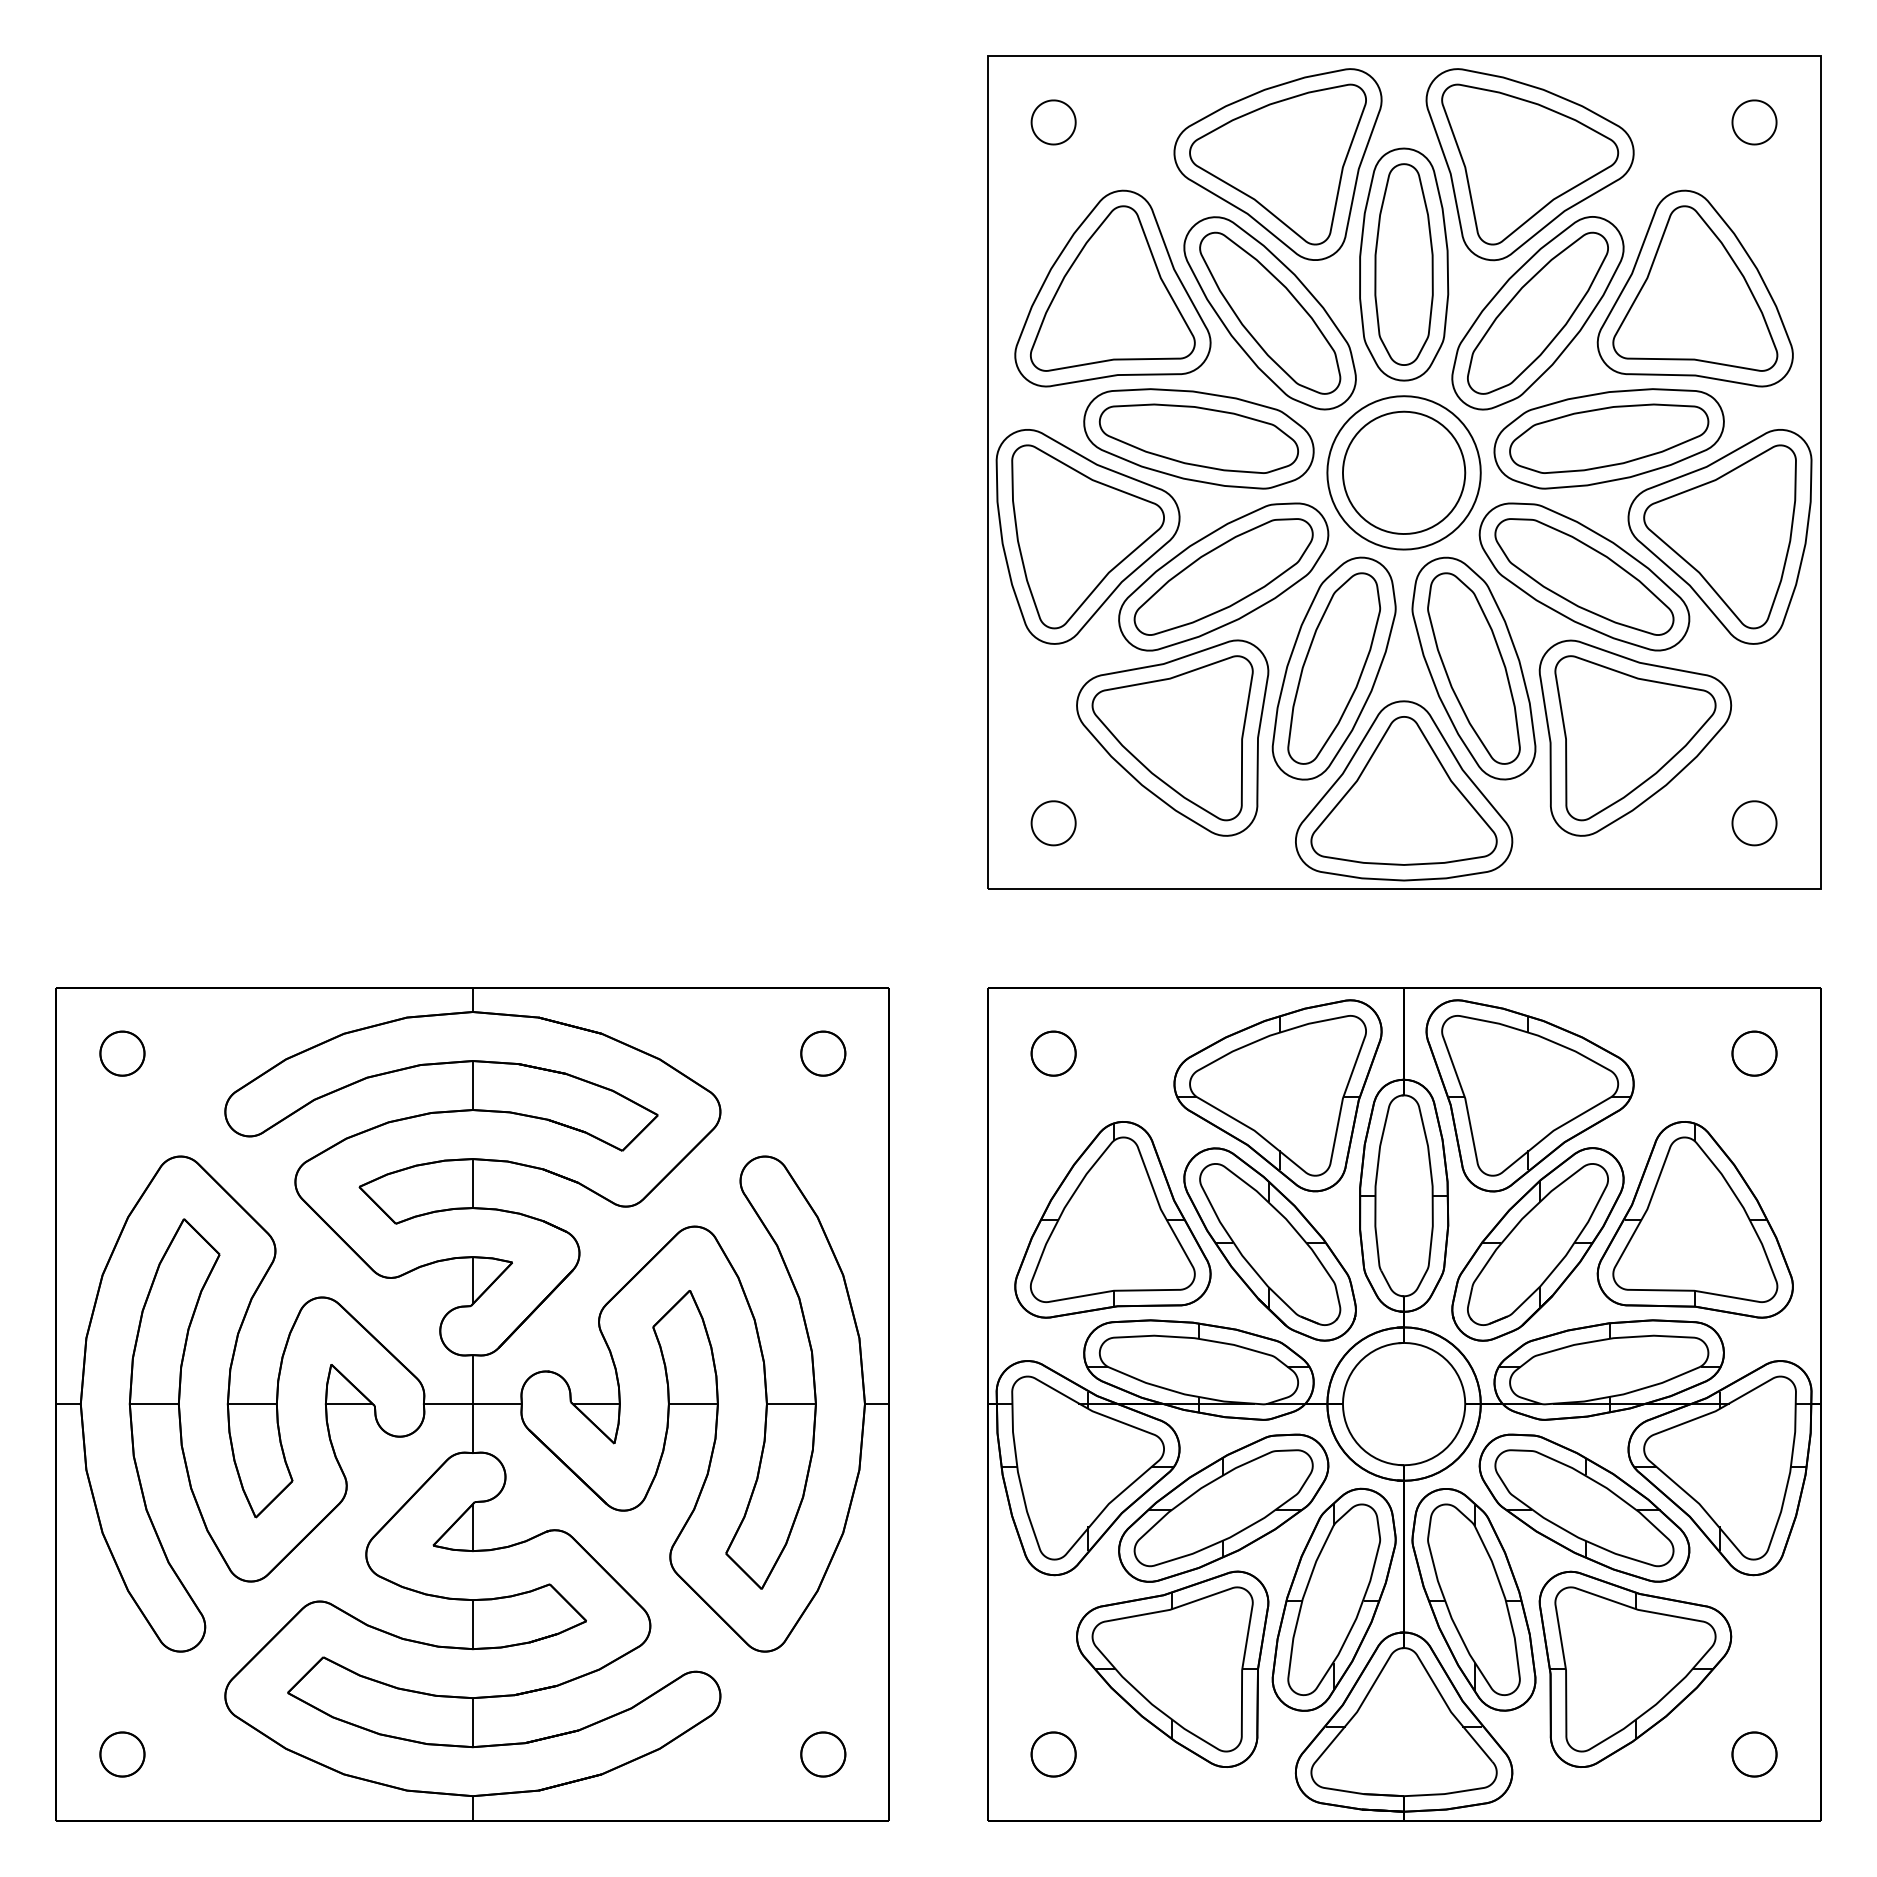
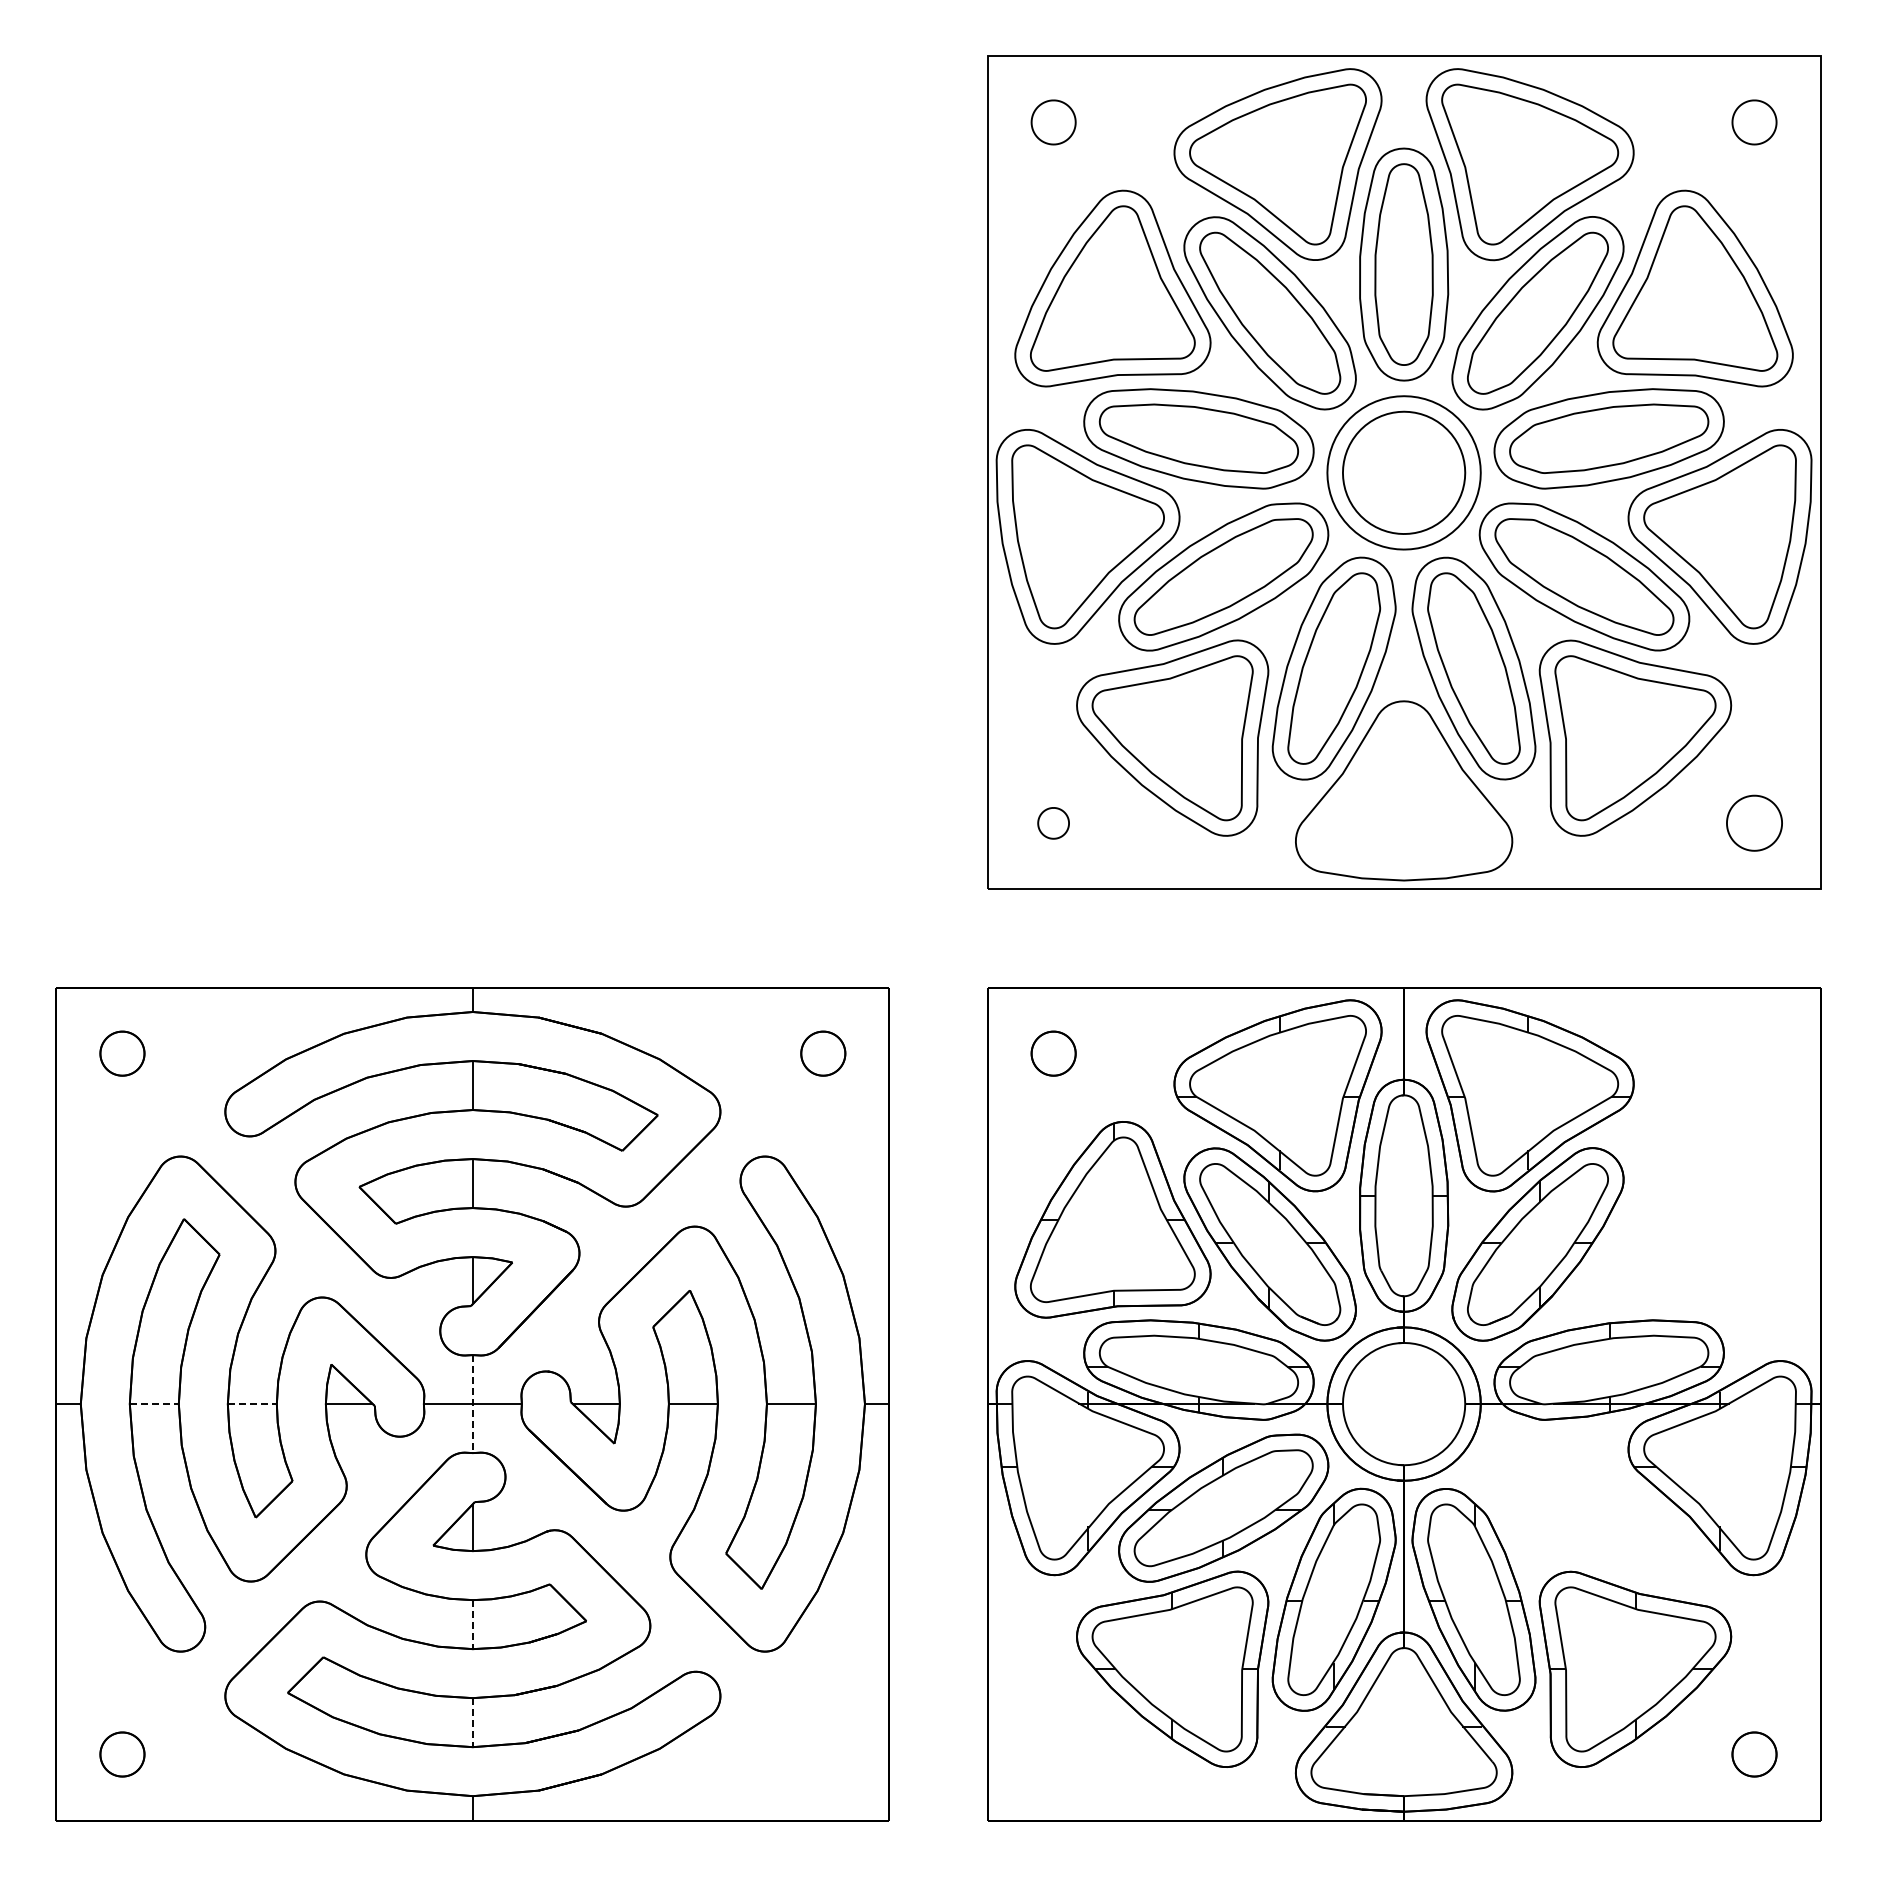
part: present -> none (1403, 790)
part size: 47x47 px -> 33x33 px (1053, 823)
part size: 47x47 px -> 57x58 px (1754, 822)
part: present -> none (1754, 1053)
part: present -> none (1694, 1219)
line: solid -> dashed (154, 1404)
line: solid -> dashed (252, 1404)
line: solid -> dashed (472, 1404)
part: present -> none (1584, 1507)
line: solid -> dashed (472, 1624)
line: solid -> dashed (472, 1722)
part: present -> none (823, 1754)
part: present -> none (1053, 1754)
